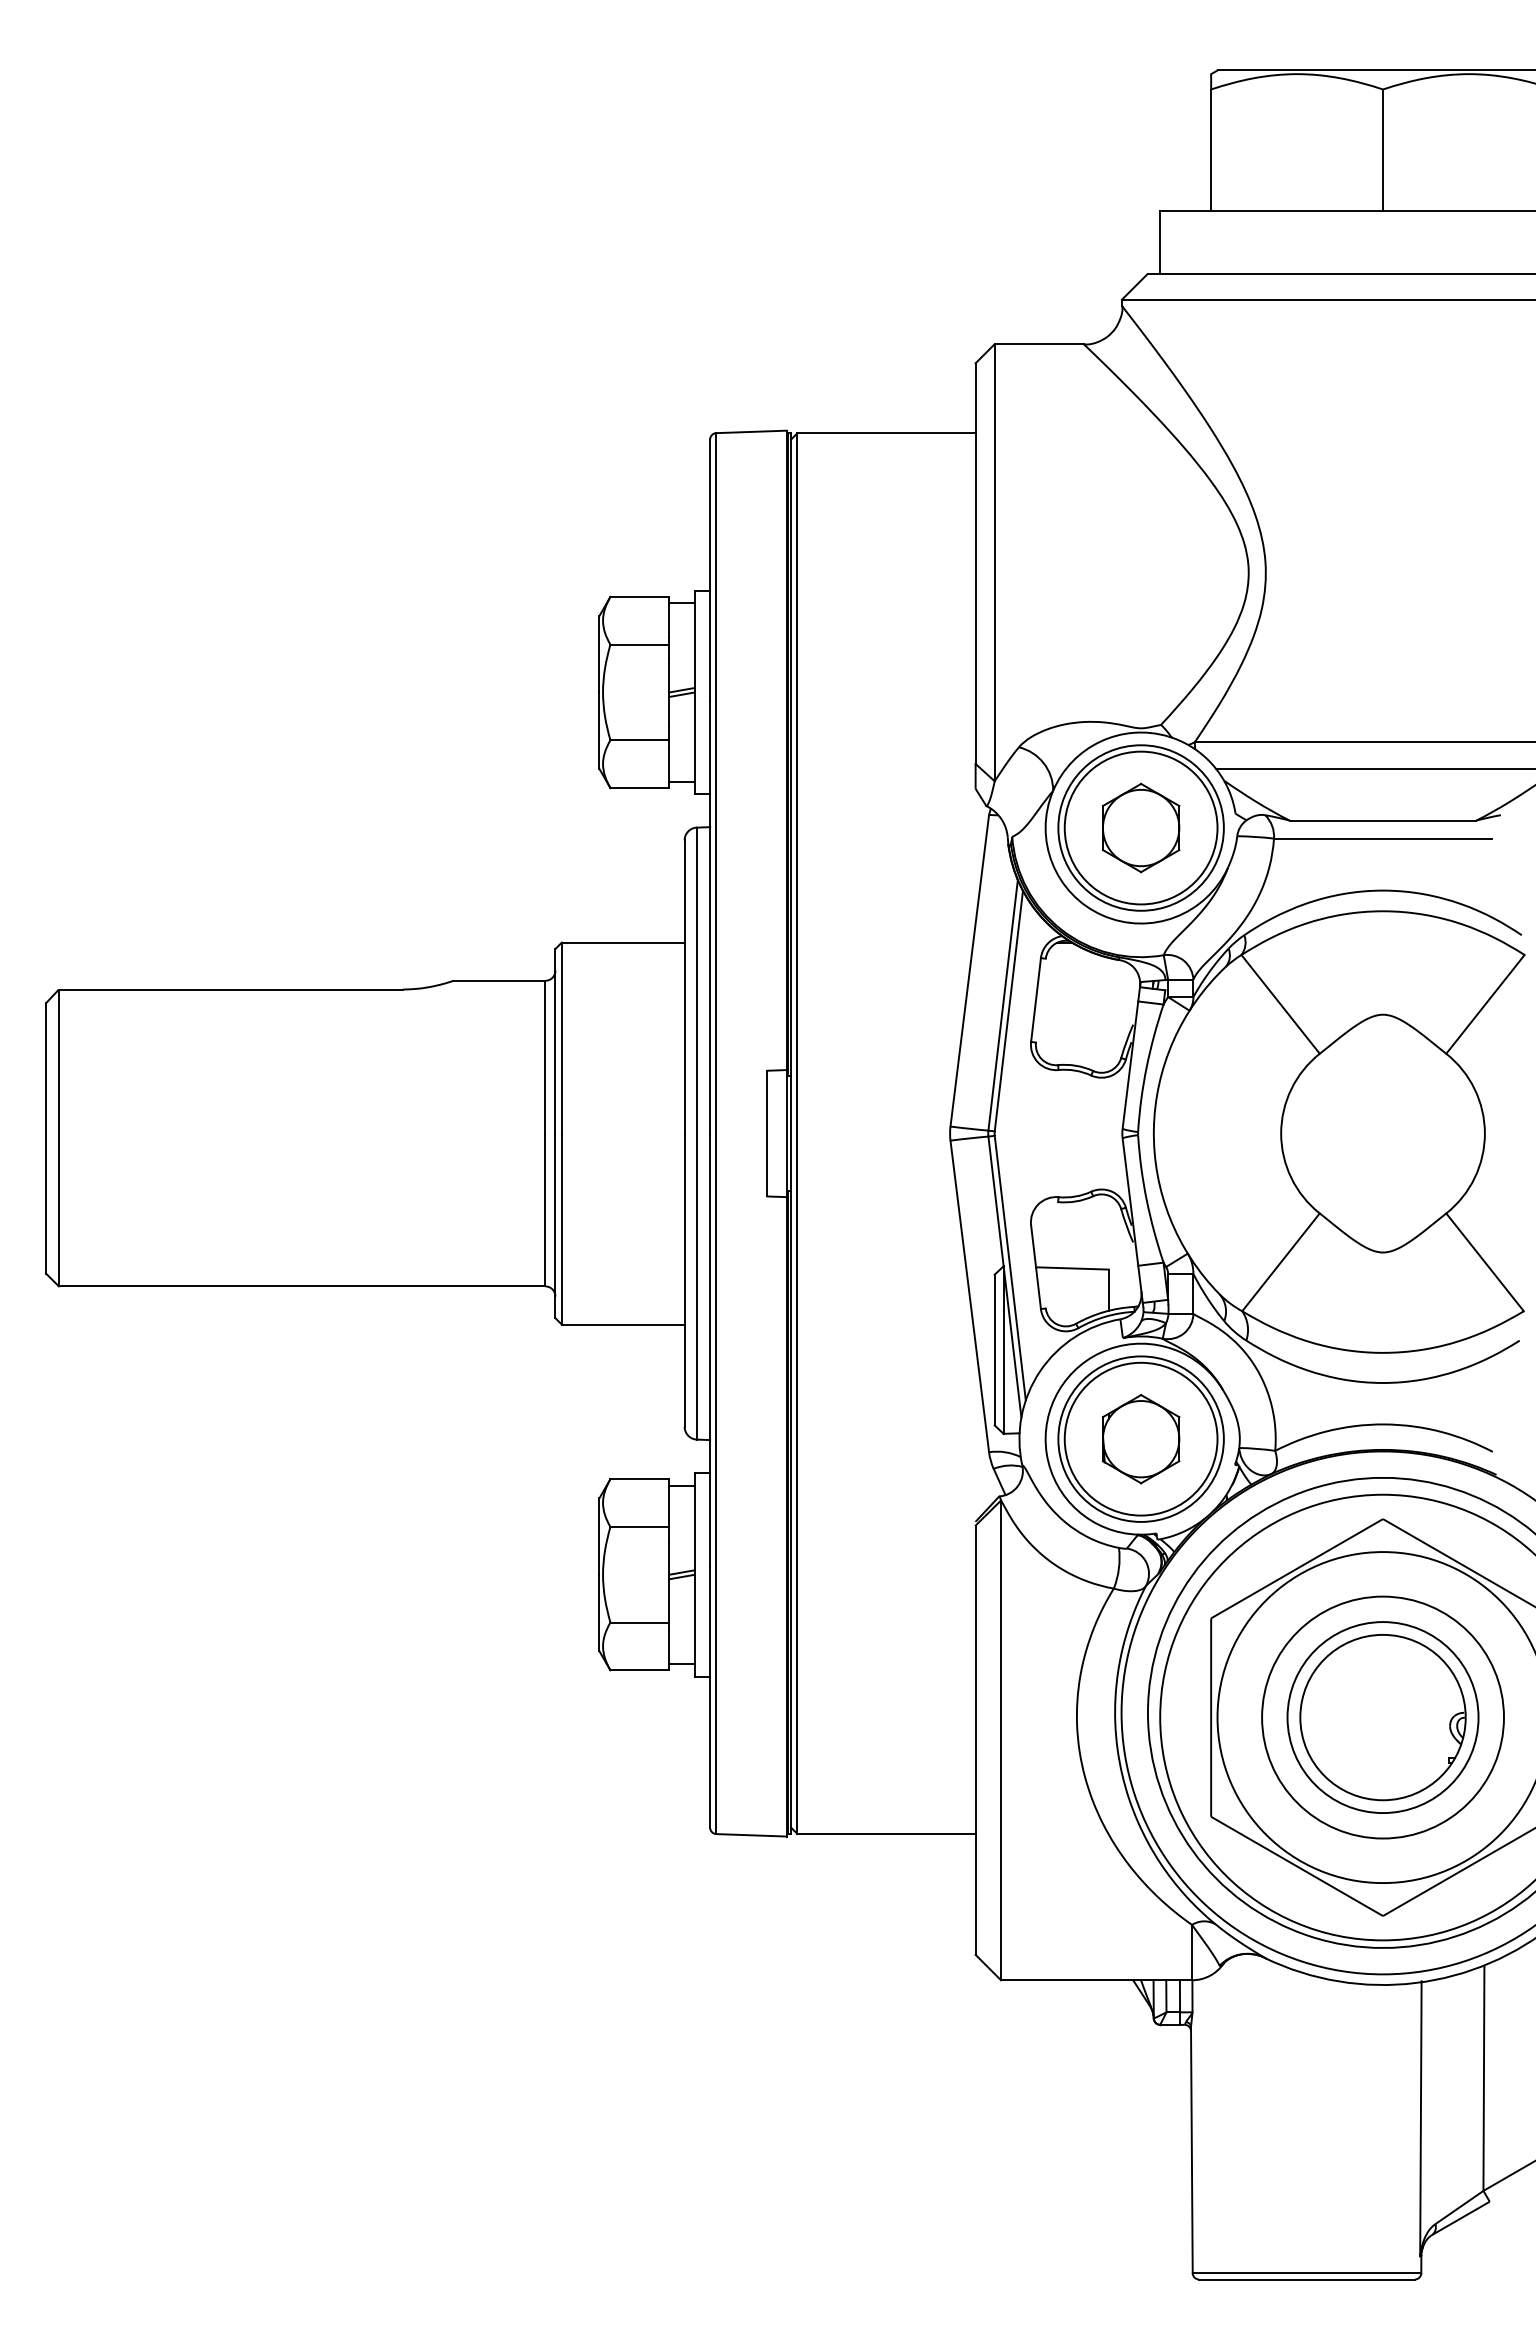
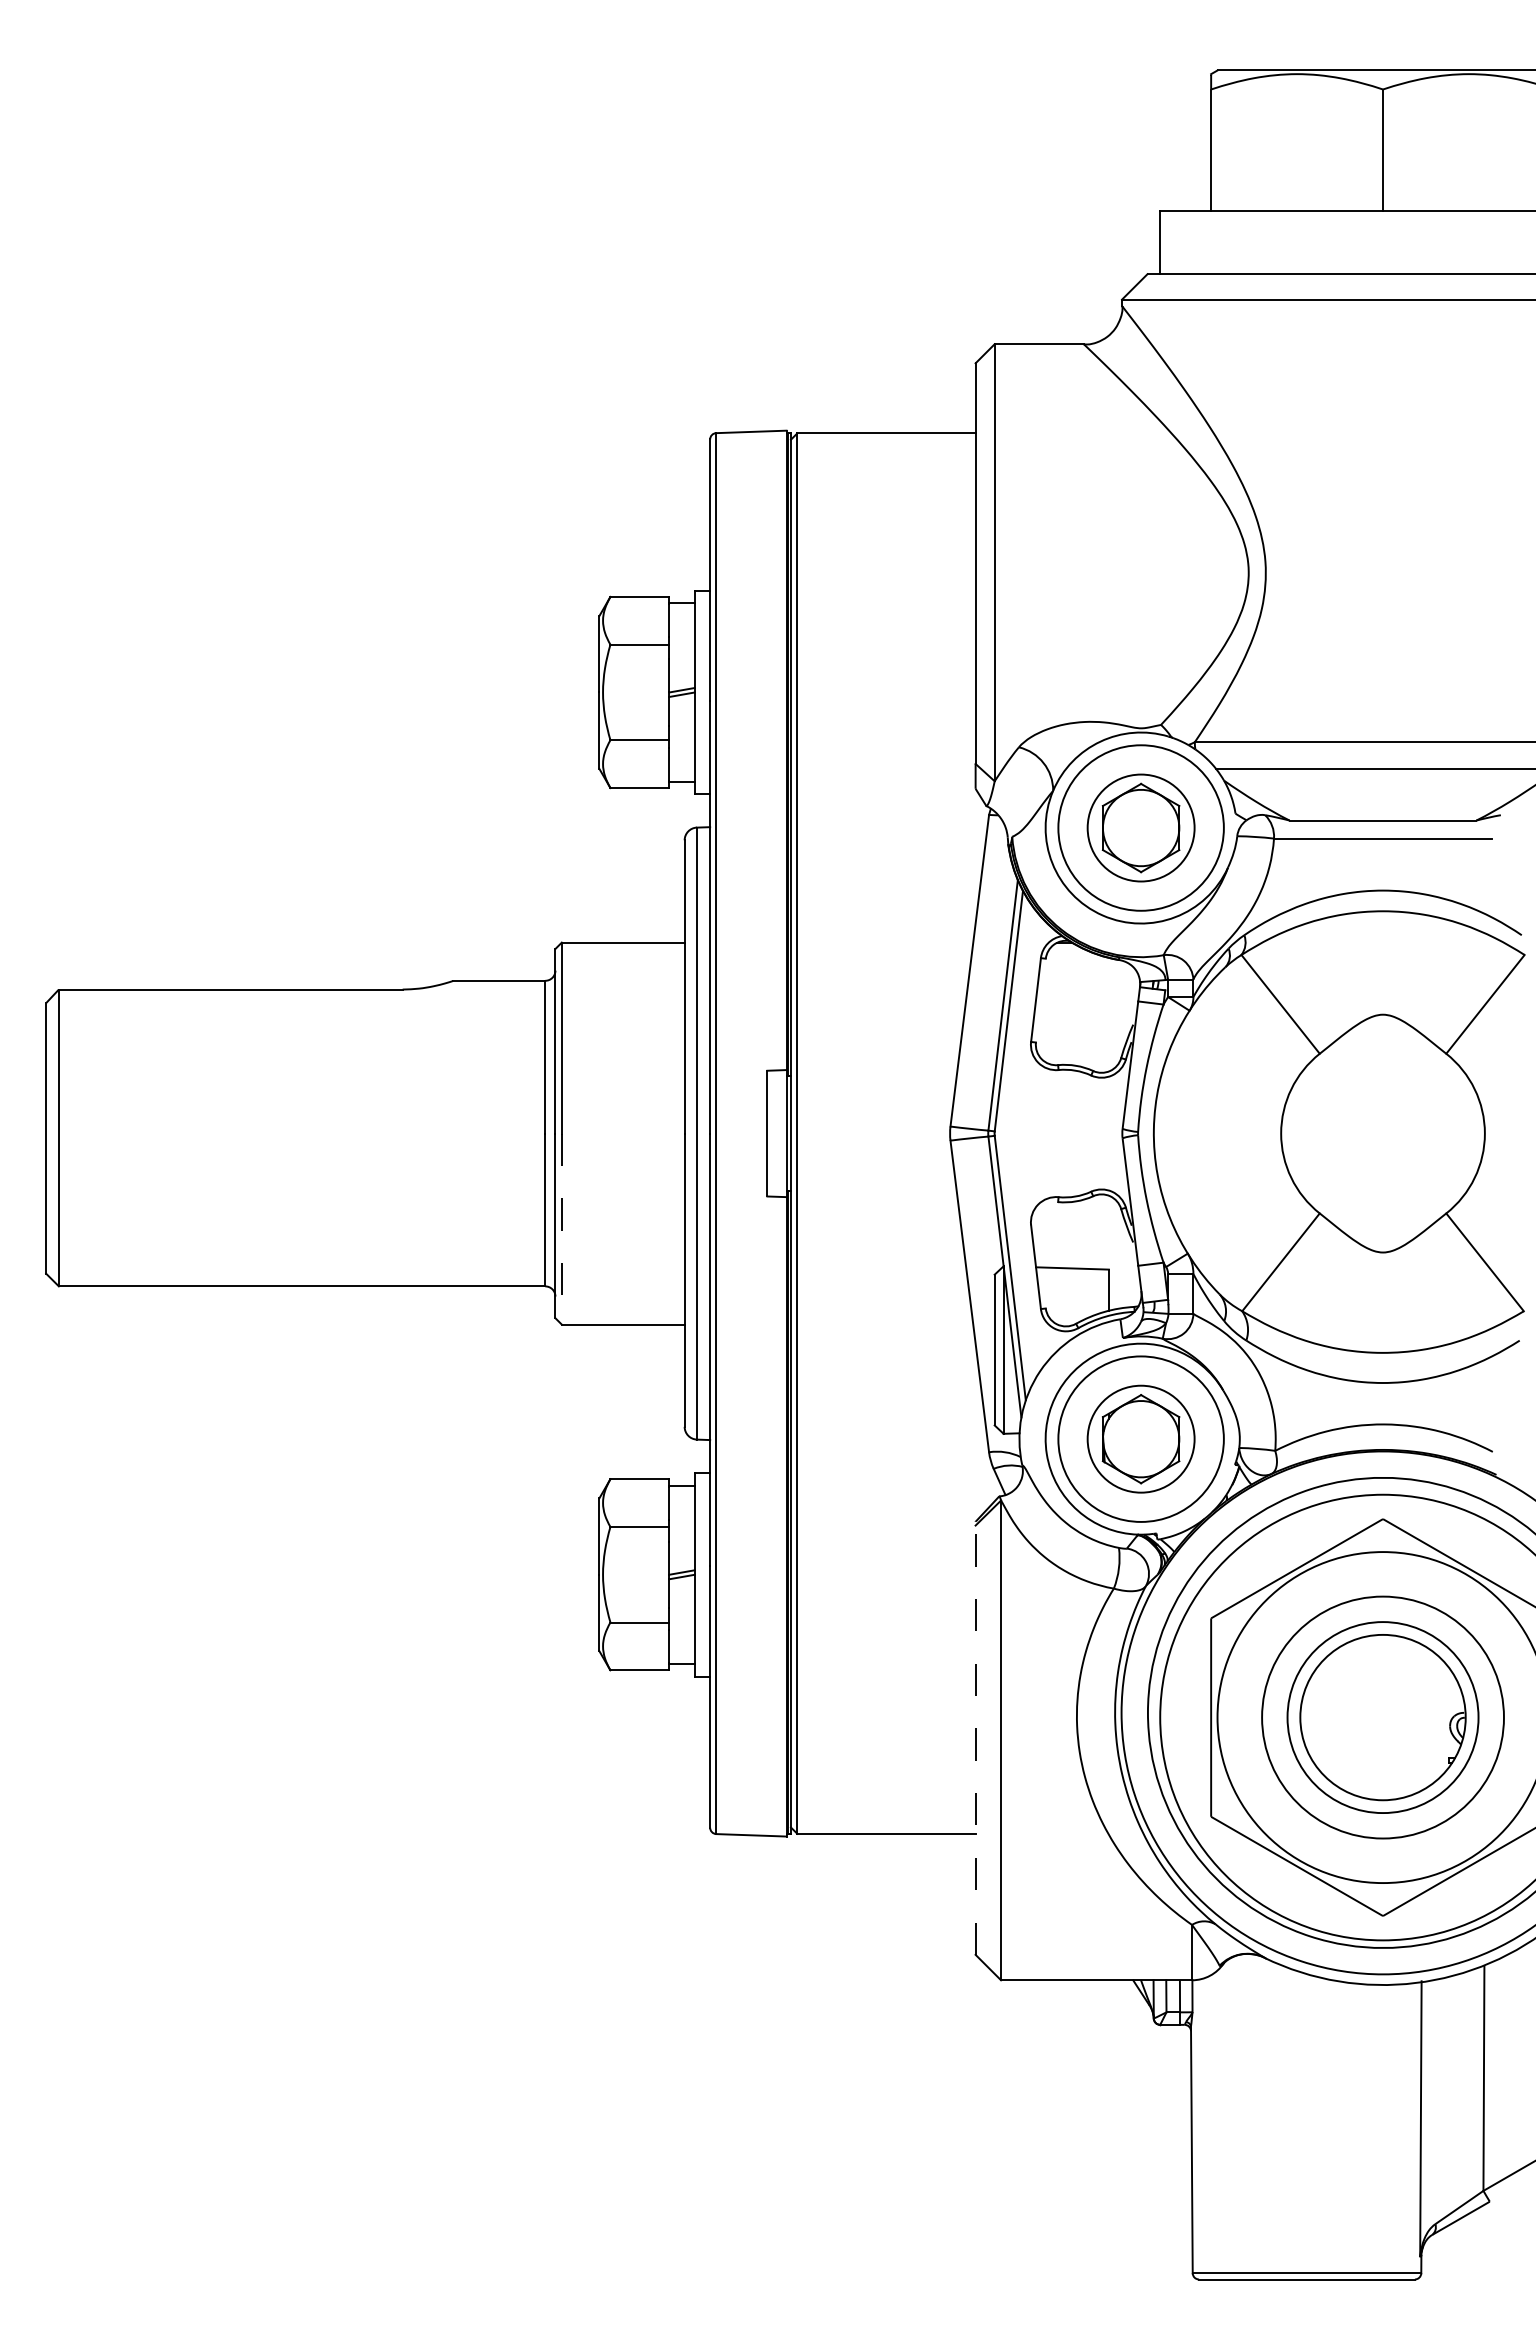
circle diameter: 153 px -> 107 px (1140, 827)
line: solid -> dashed (561, 1229)
circle diameter: 153 px -> 107 px (1140, 1438)
line: solid -> dashed (975, 1740)
